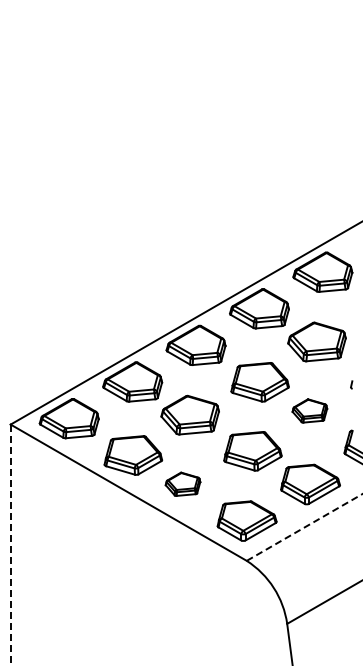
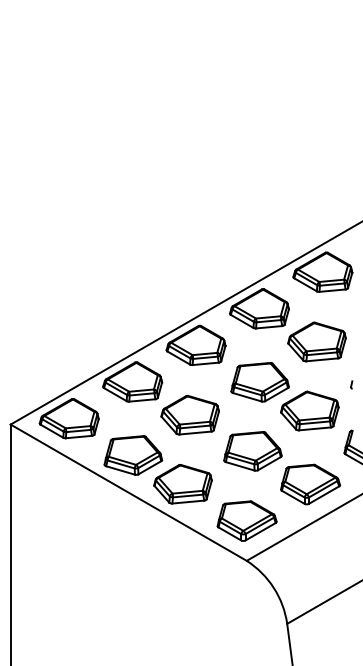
part size: 38x26 px -> 60x42 px (309, 410)
part size: 38x26 px -> 60x41 px (182, 484)
line: dashed -> solid (304, 527)
line: dashed -> solid (10, 545)
